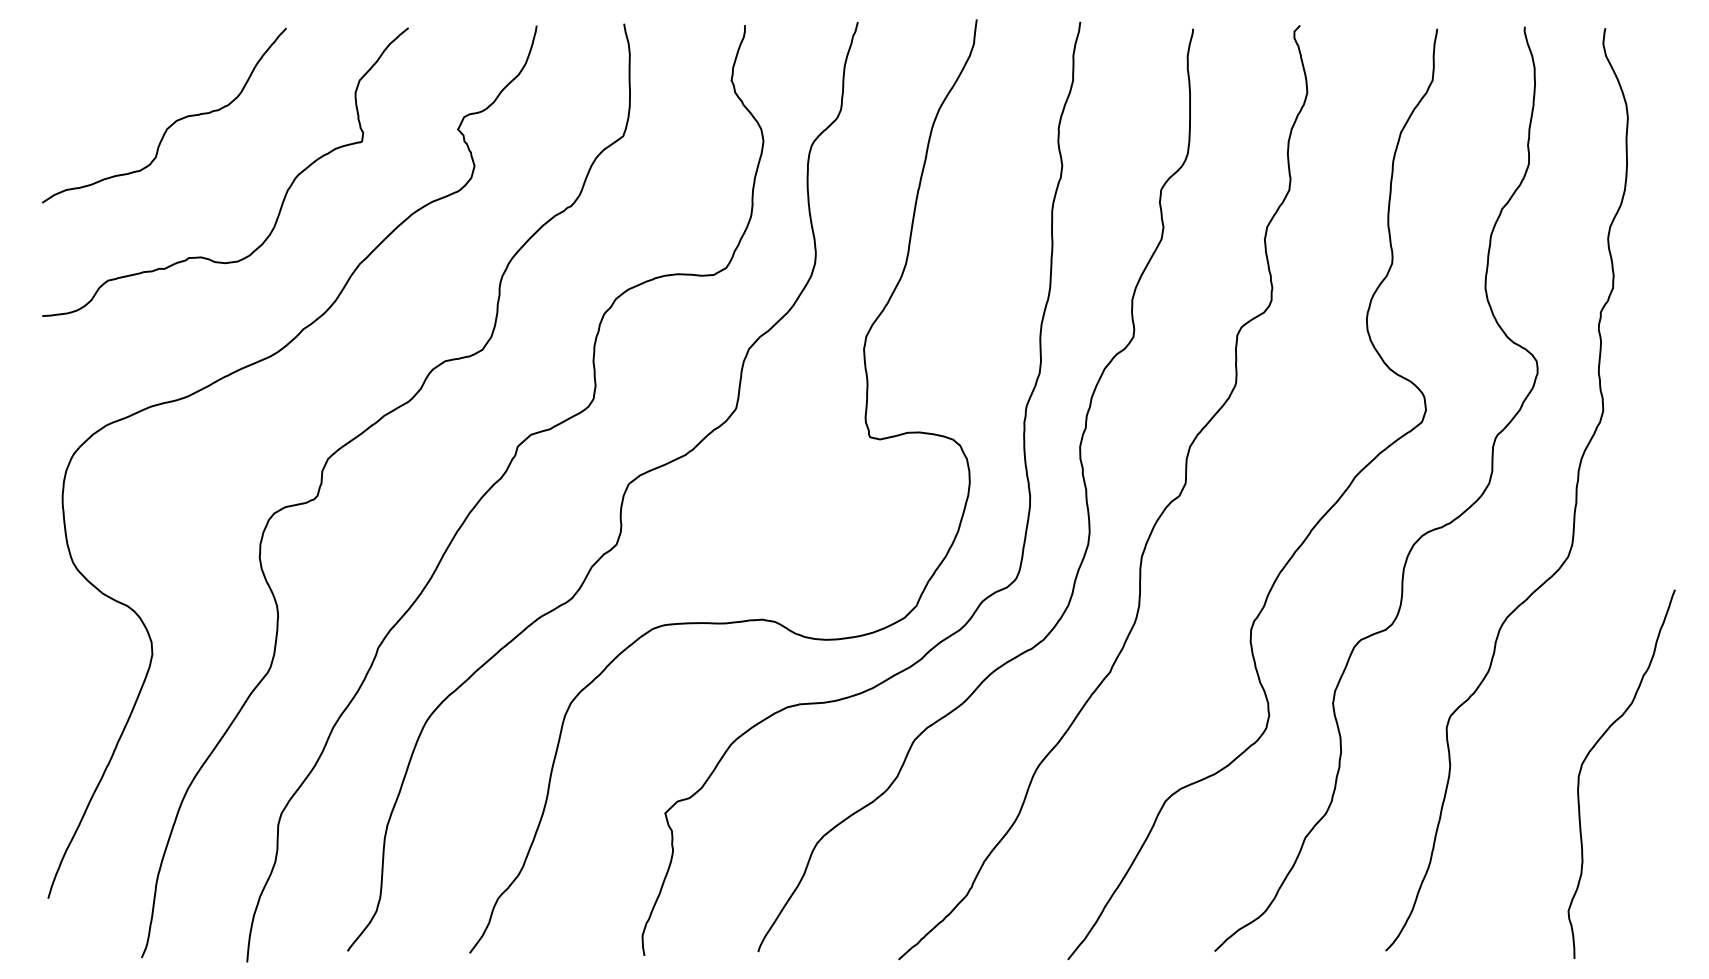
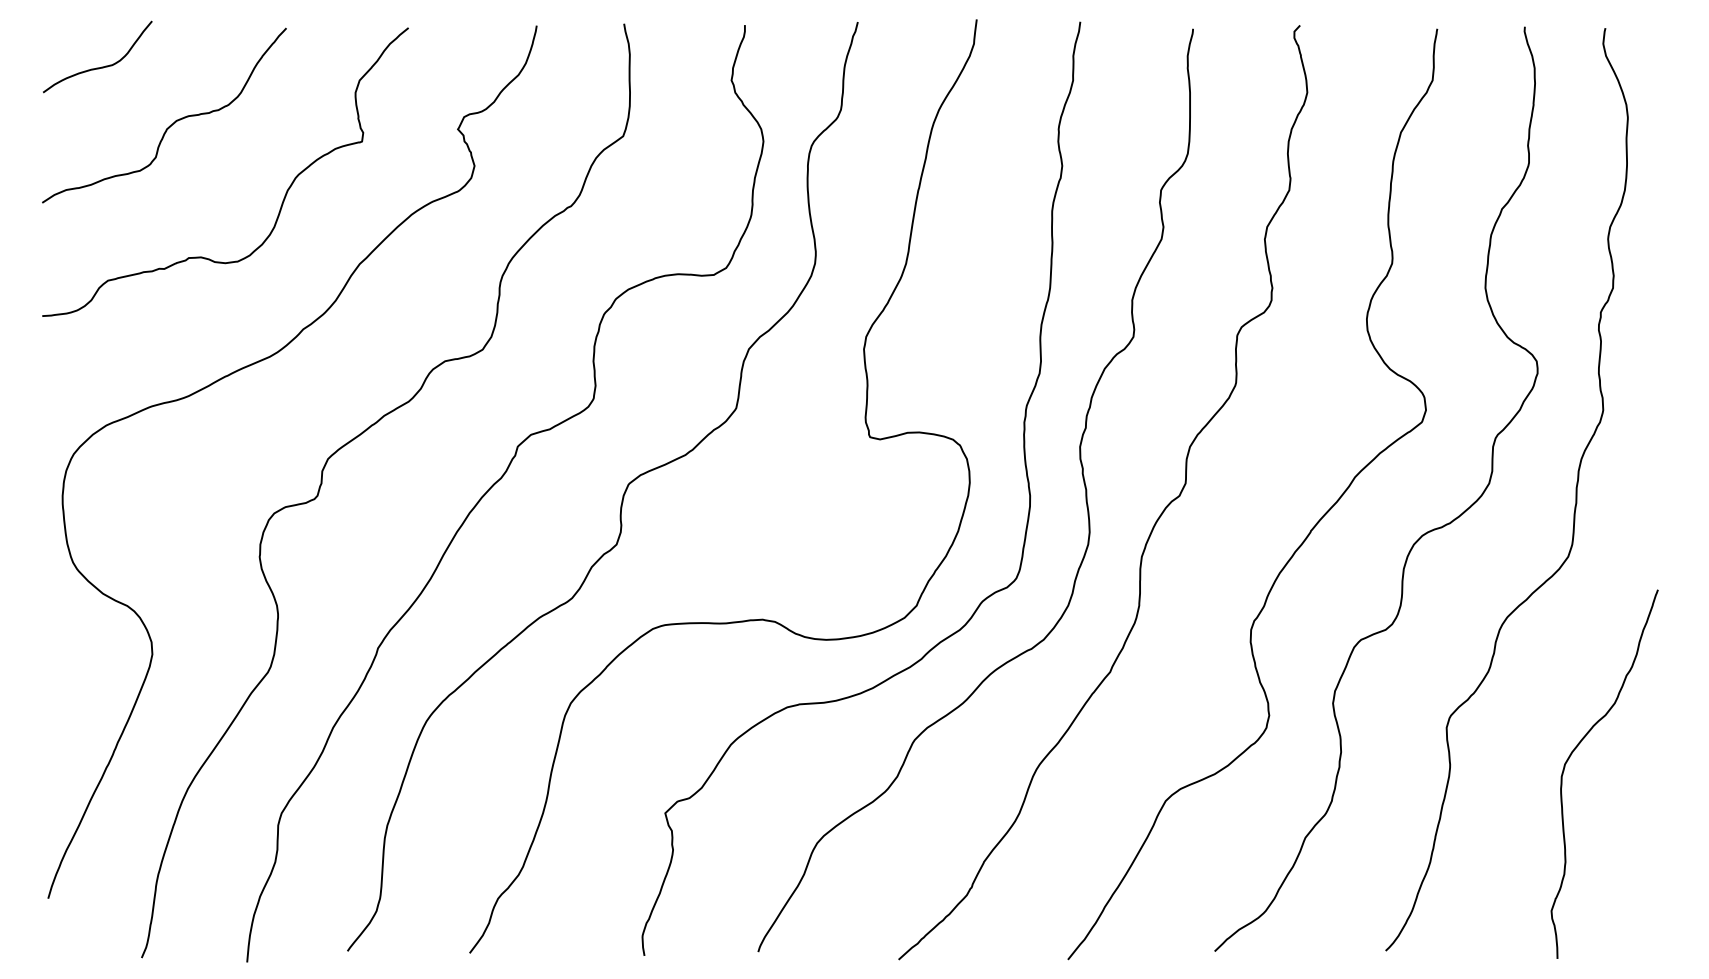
curve: none -> present (101, 66)
curve position: (1591, 751) -> (1574, 751) (1574, 751)
